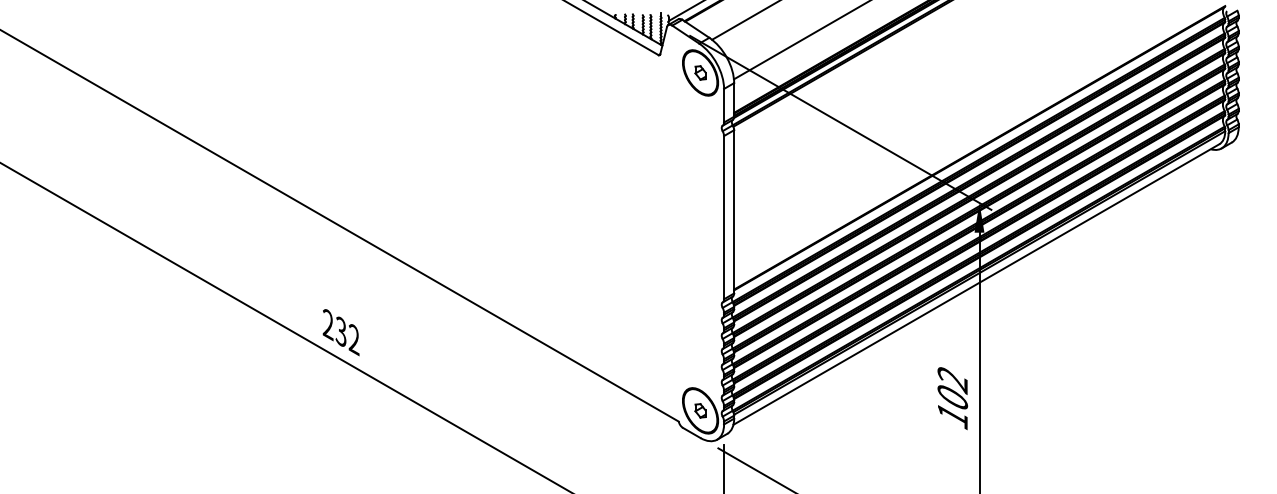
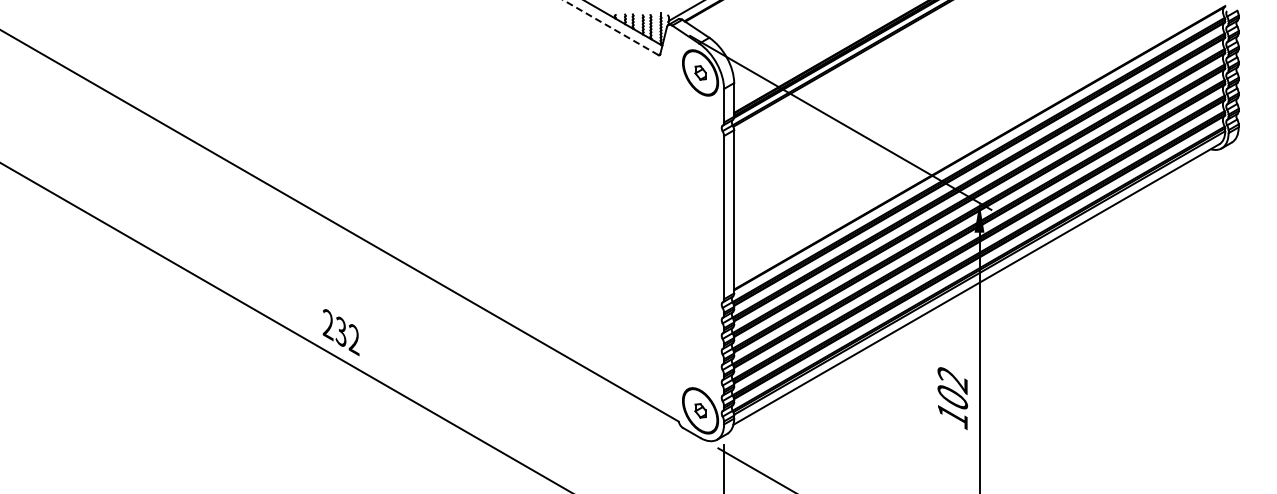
line: present -> none (744, 20)
line: solid -> dashed (610, 27)
line: present -> none (800, 40)
